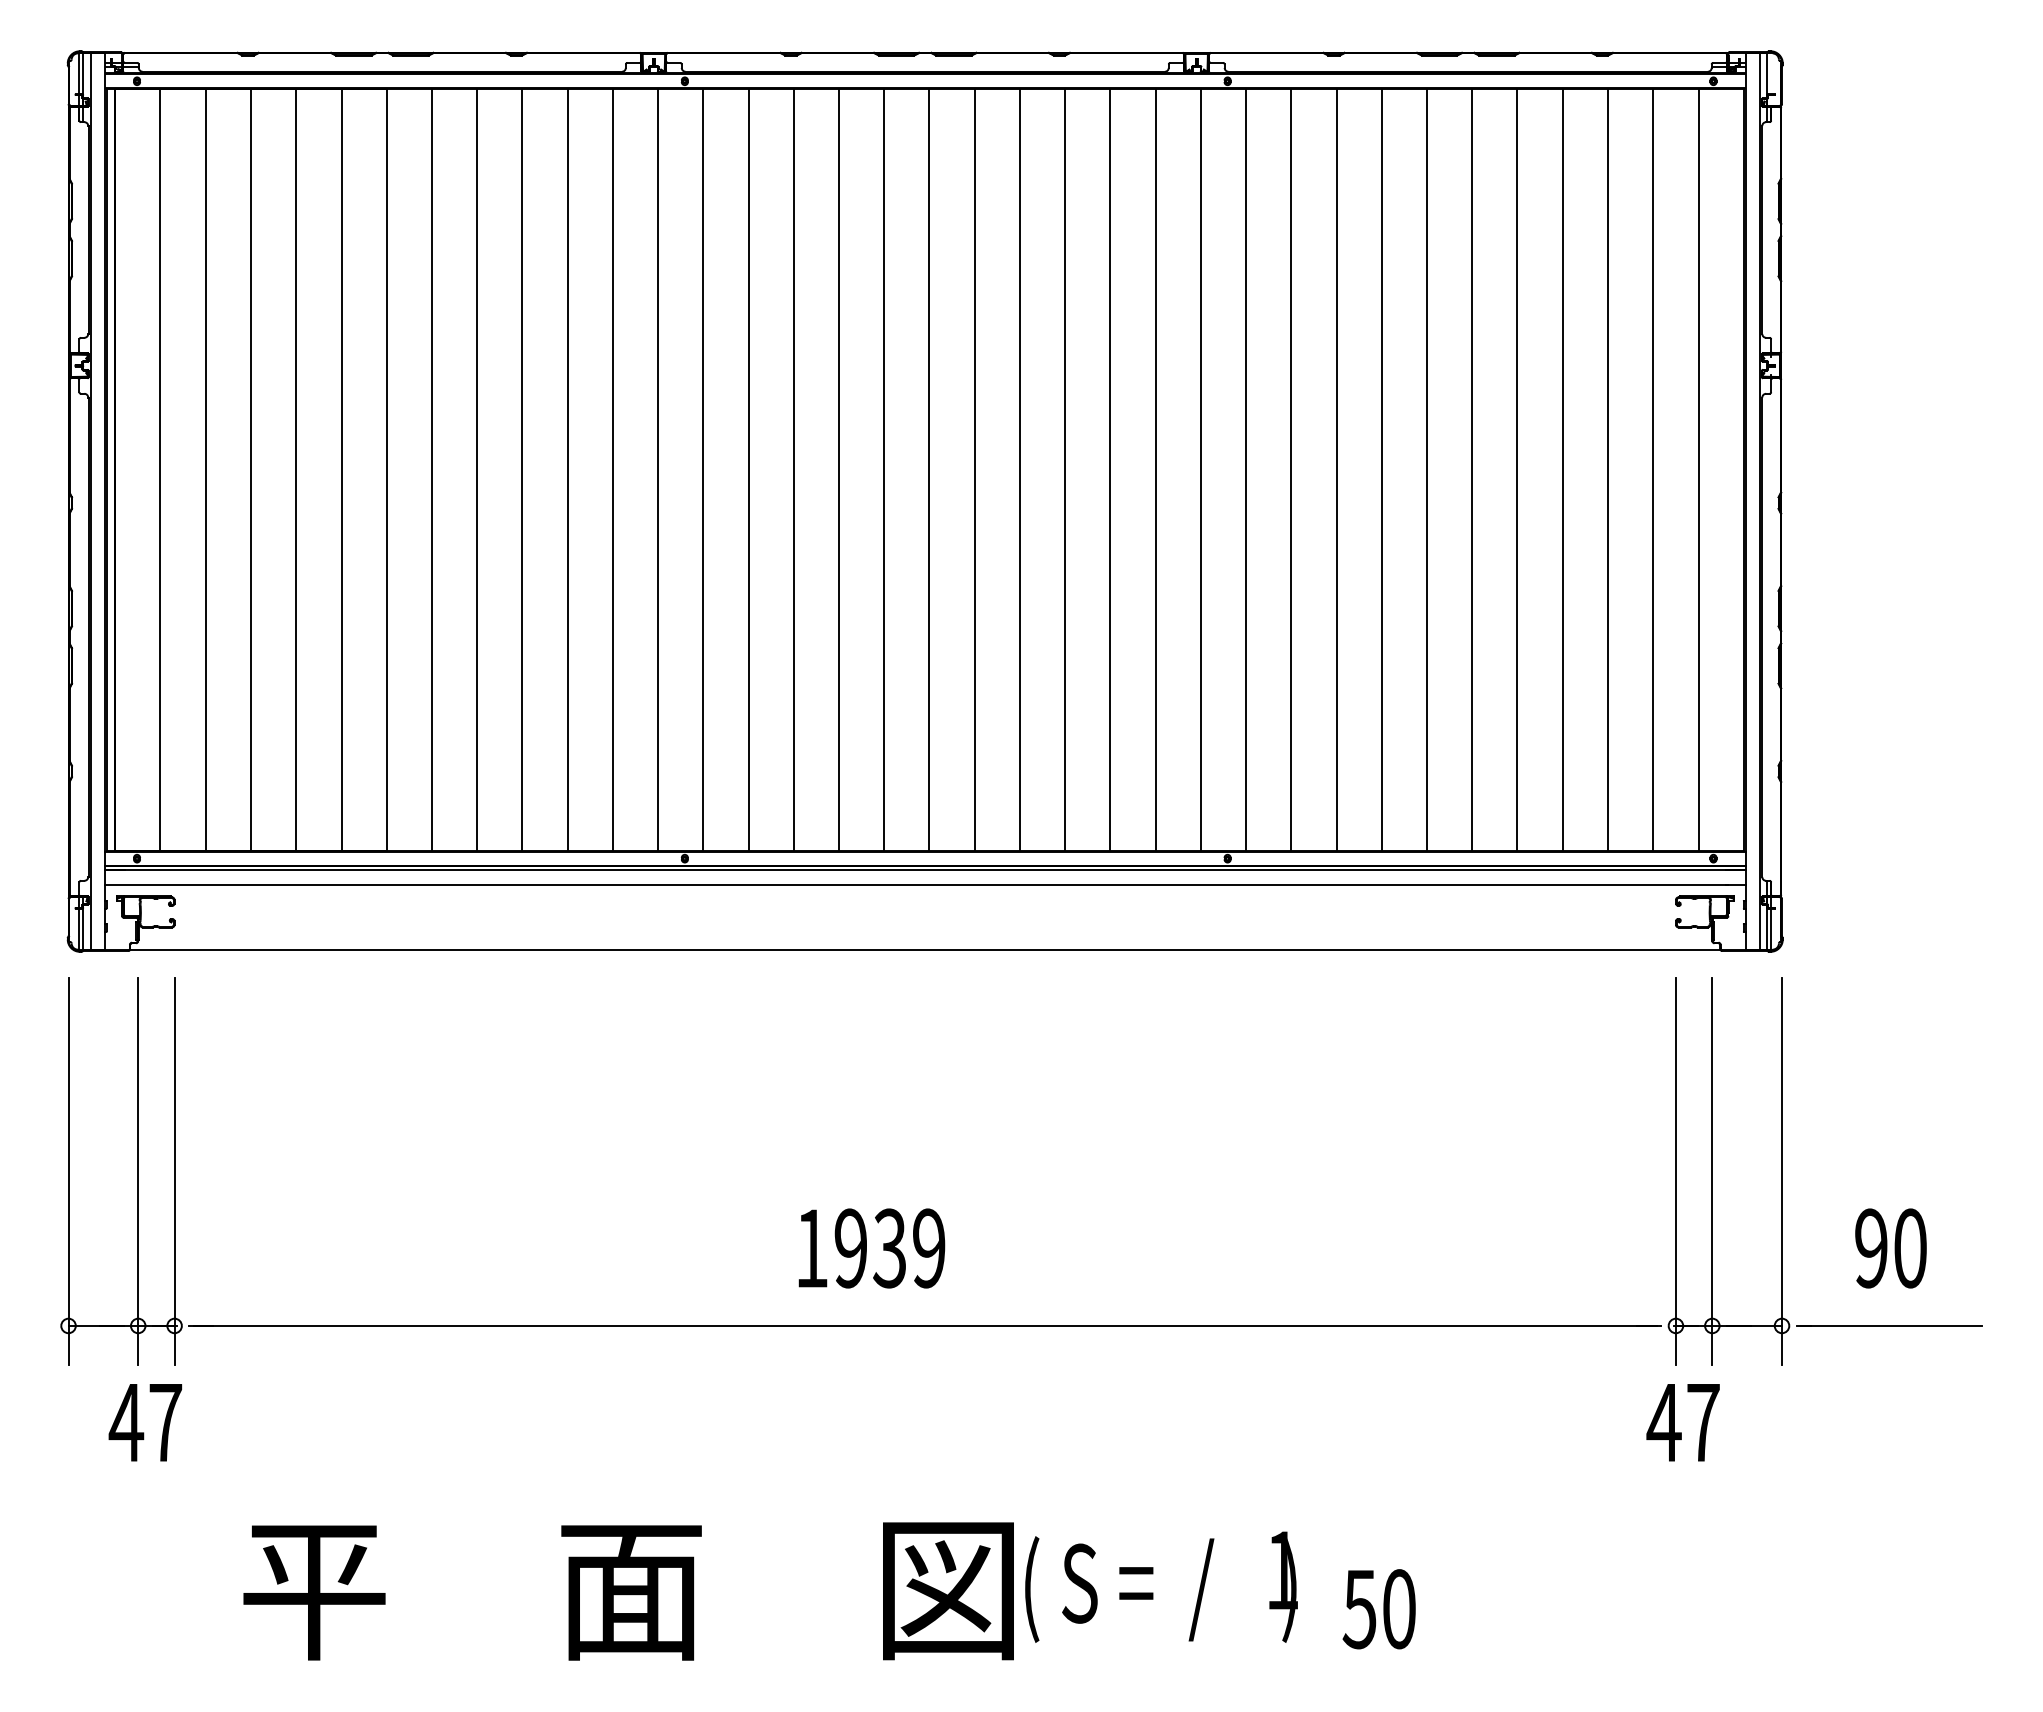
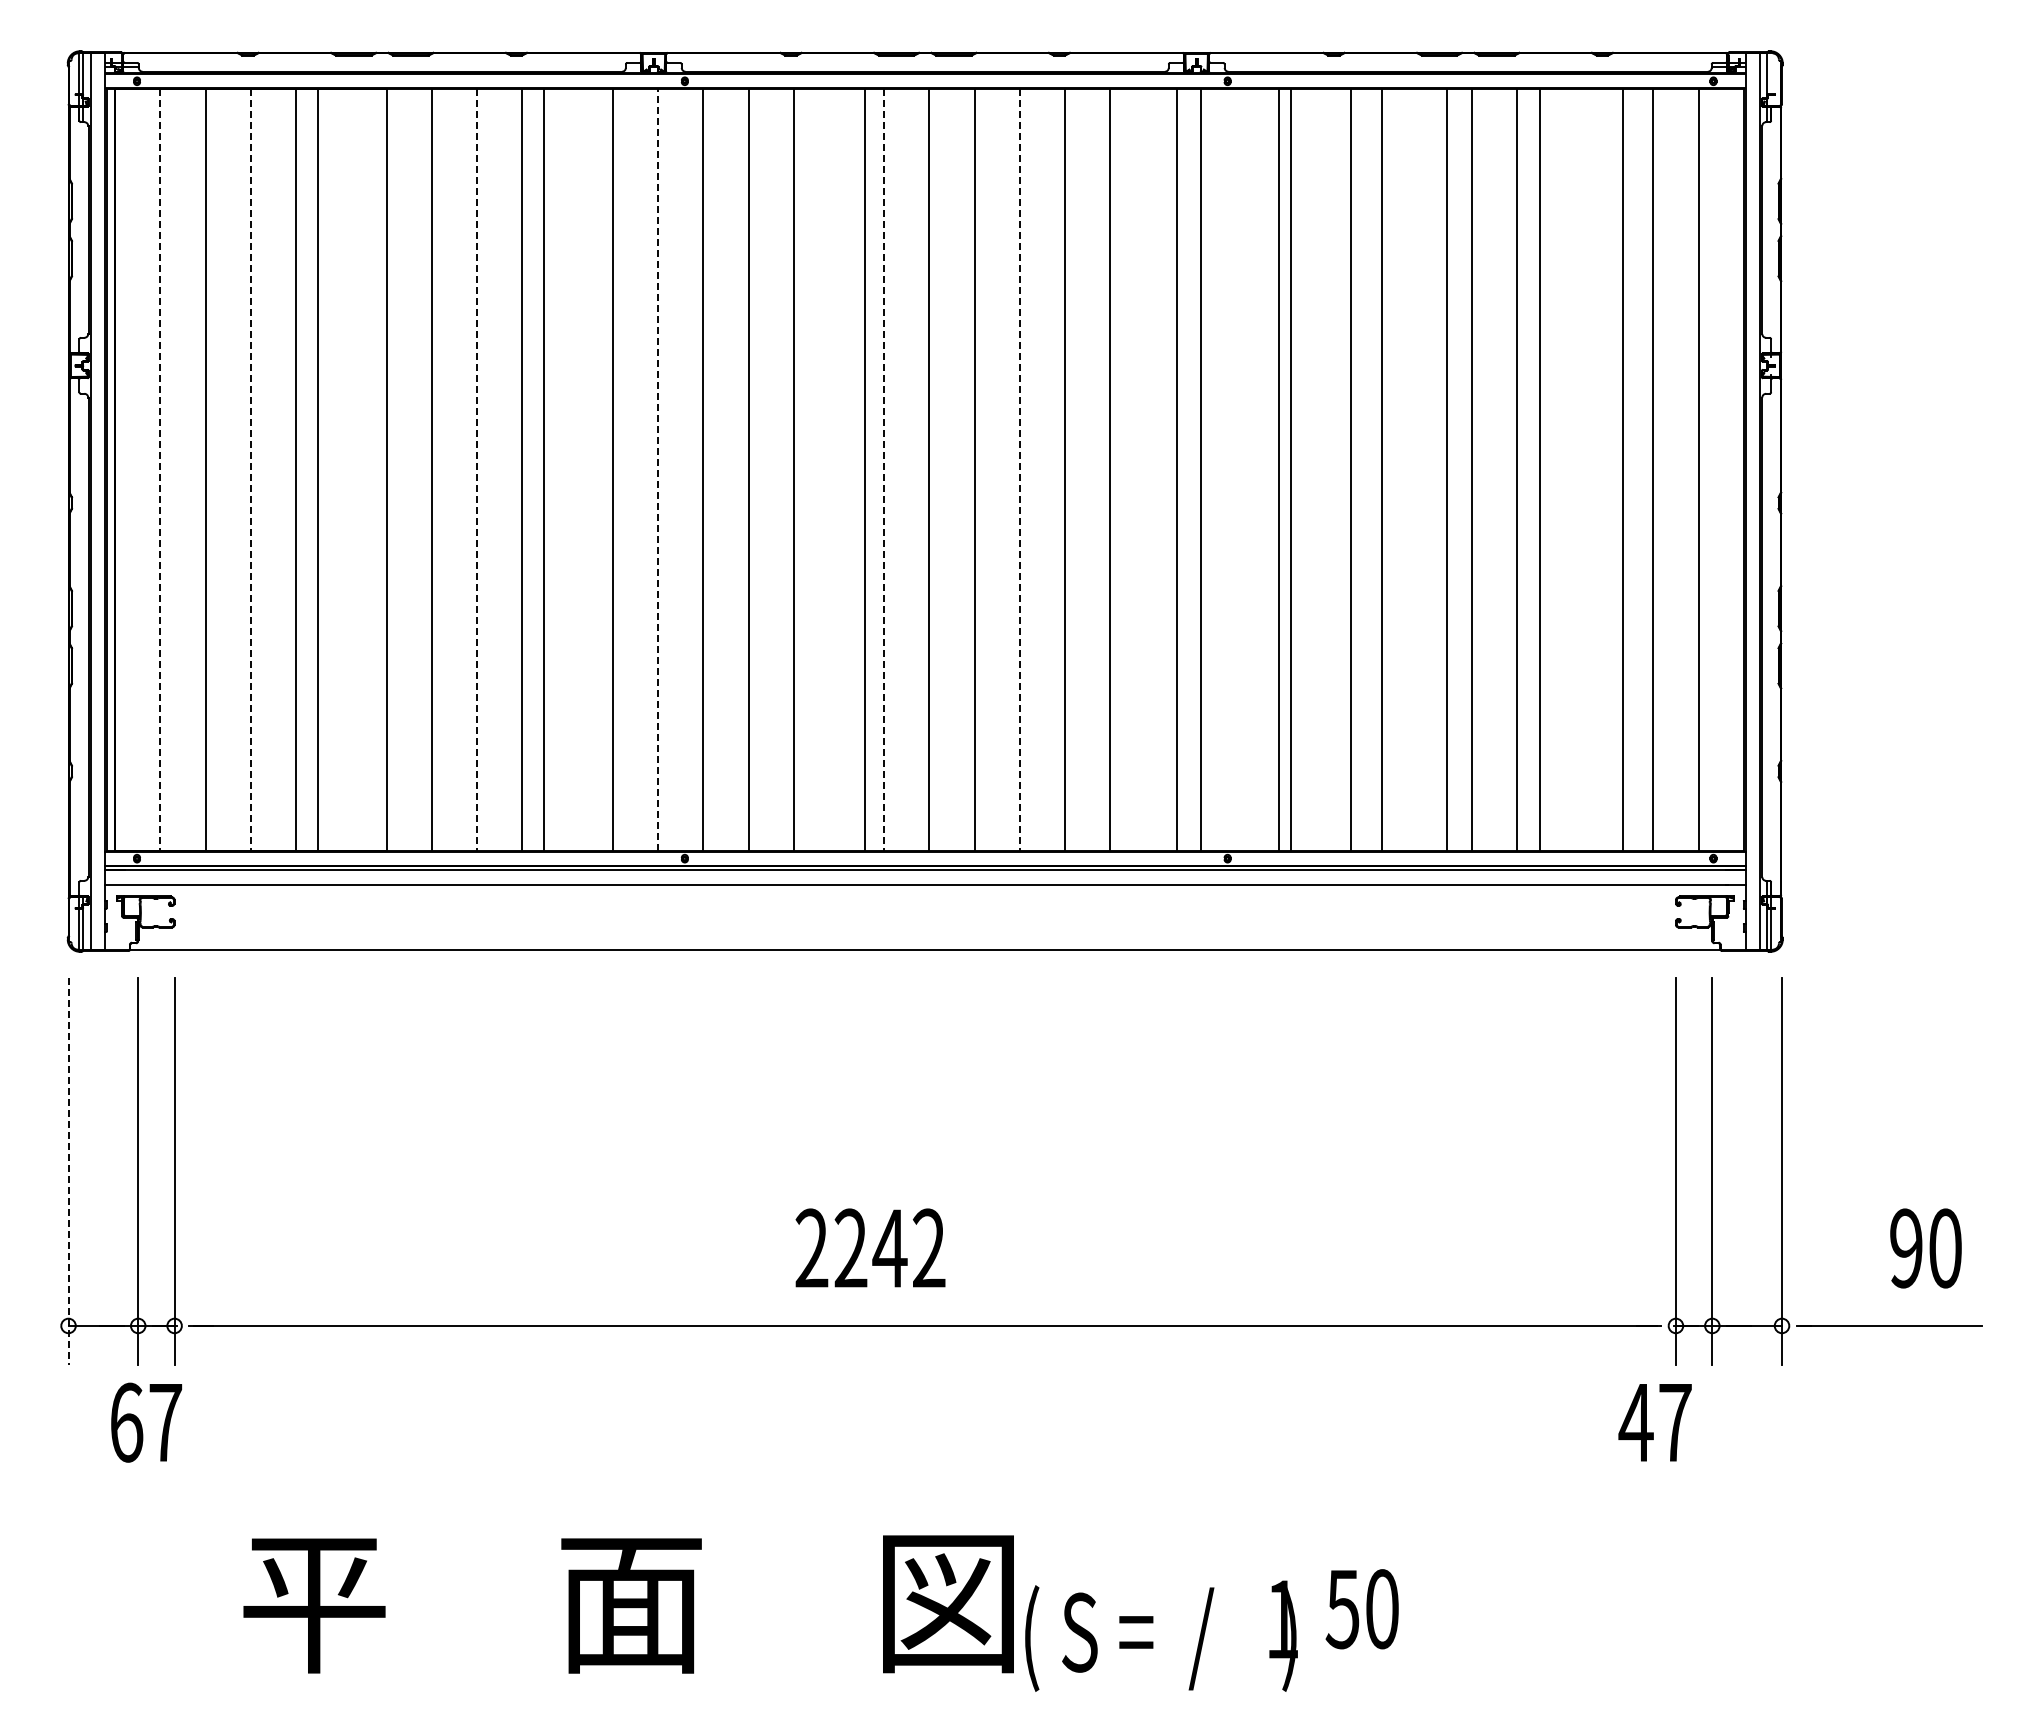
line: solid -> dashed (160, 469)
line: solid -> dashed (251, 469)
line position: (341, 469) -> (317, 469) (317, 469)
line: solid -> dashed (477, 469)
line position: (567, 469) -> (543, 469) (543, 469)
line: solid -> dashed (658, 469)
line position: (839, 469) -> (865, 469) (865, 469)
line: solid -> dashed (884, 469)
line: solid -> dashed (1019, 469)
line position: (1155, 469) -> (1176, 469) (1176, 469)
line position: (1245, 469) -> (1278, 469) (1278, 469)
line position: (1336, 469) -> (1350, 469) (1350, 469)
line position: (1427, 469) -> (1447, 469) (1447, 469)
line position: (1562, 469) -> (1539, 469) (1539, 469)
line position: (1607, 469) -> (1622, 469) (1622, 469)
line: solid -> dashed (68, 1171)
text: 1939 -> 2242 (870, 1248)
text position: (1890, 1248) -> (1925, 1248) (1925, 1248)
text: 47 -> 67 (126, 1422)
text position: (1682, 1422) -> (1654, 1422) (1654, 1422)
text position: (1161, 1586) -> (1161, 1635) (1161, 1635)
text position: (628, 1591) -> (628, 1604) (628, 1604)
text position: (1378, 1609) -> (1361, 1609) (1361, 1609)
